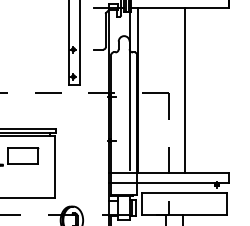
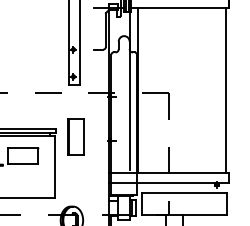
line position: (185, 90) -> (226, 90) (226, 90)
part: none -> present (75, 136)
